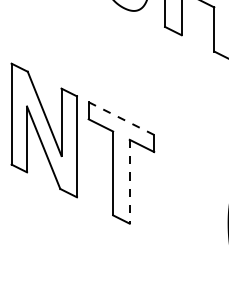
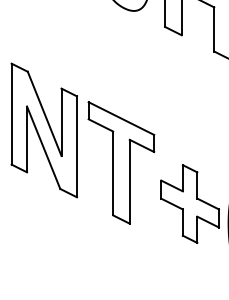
line: dashed -> solid (121, 118)
line: dashed -> solid (129, 181)
part: none -> present (189, 203)
